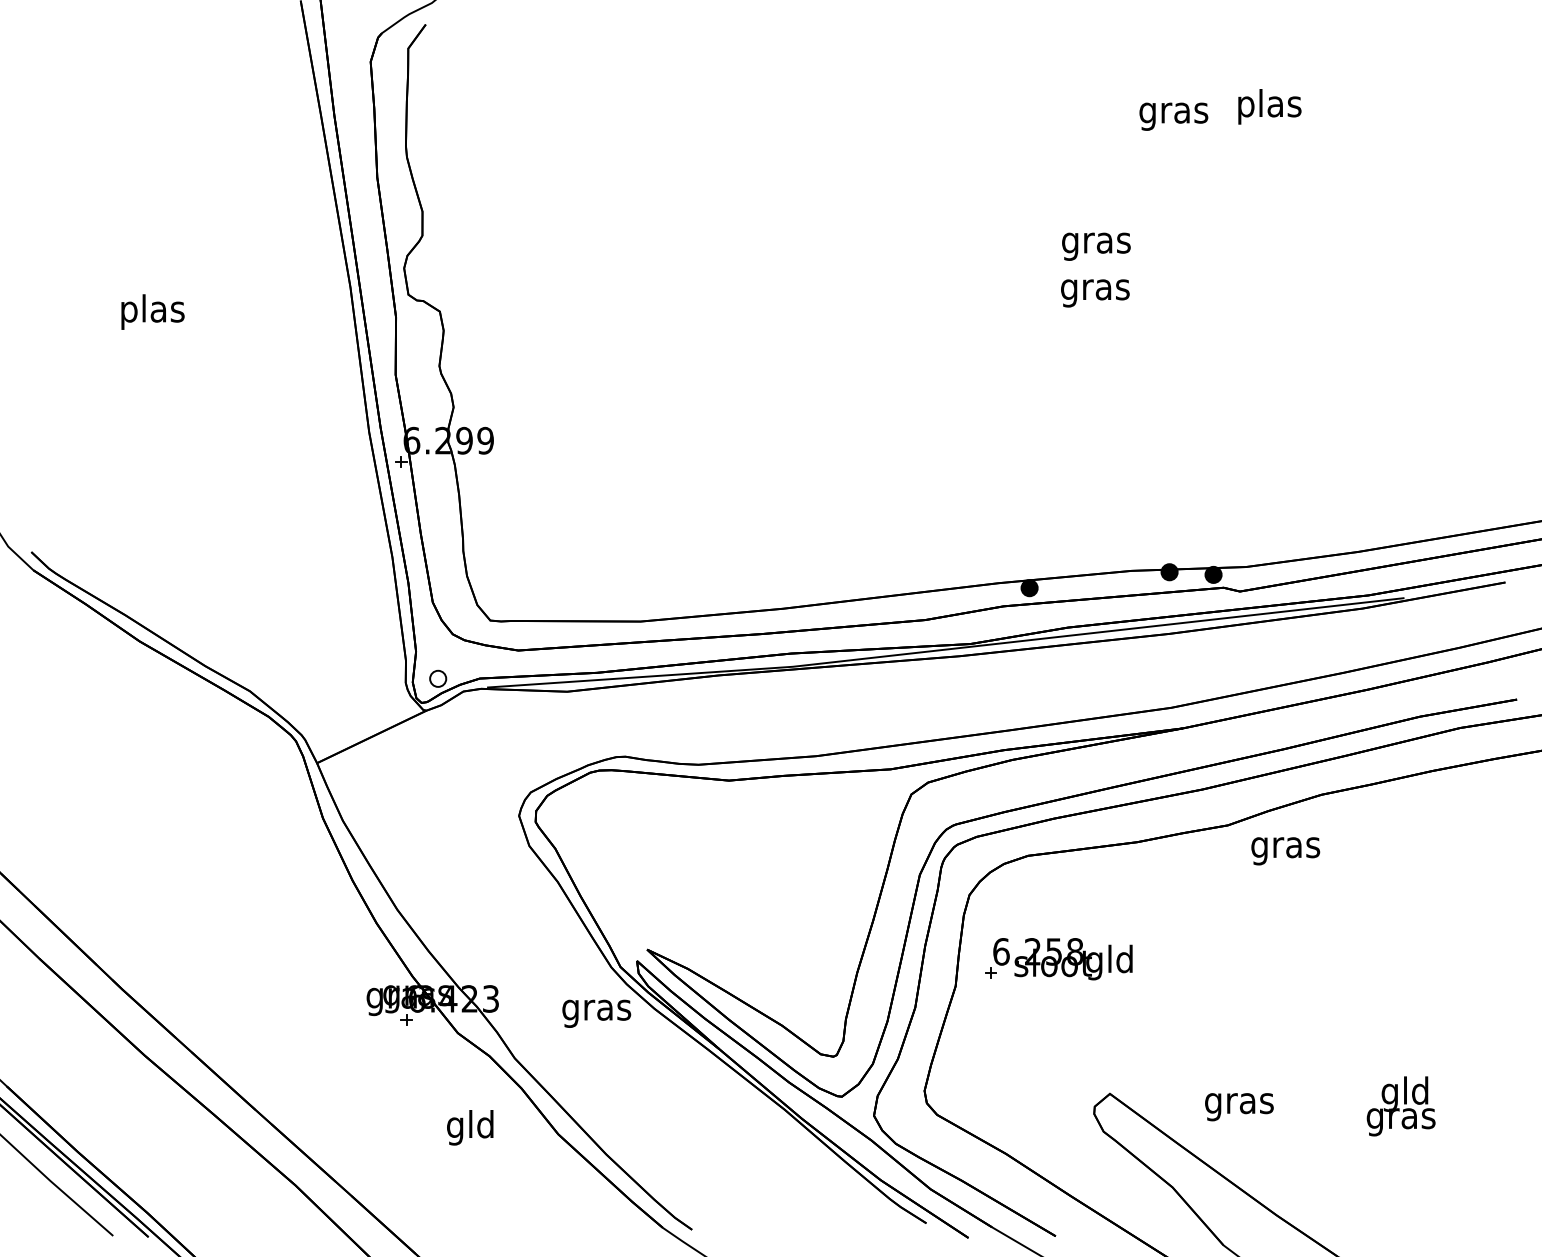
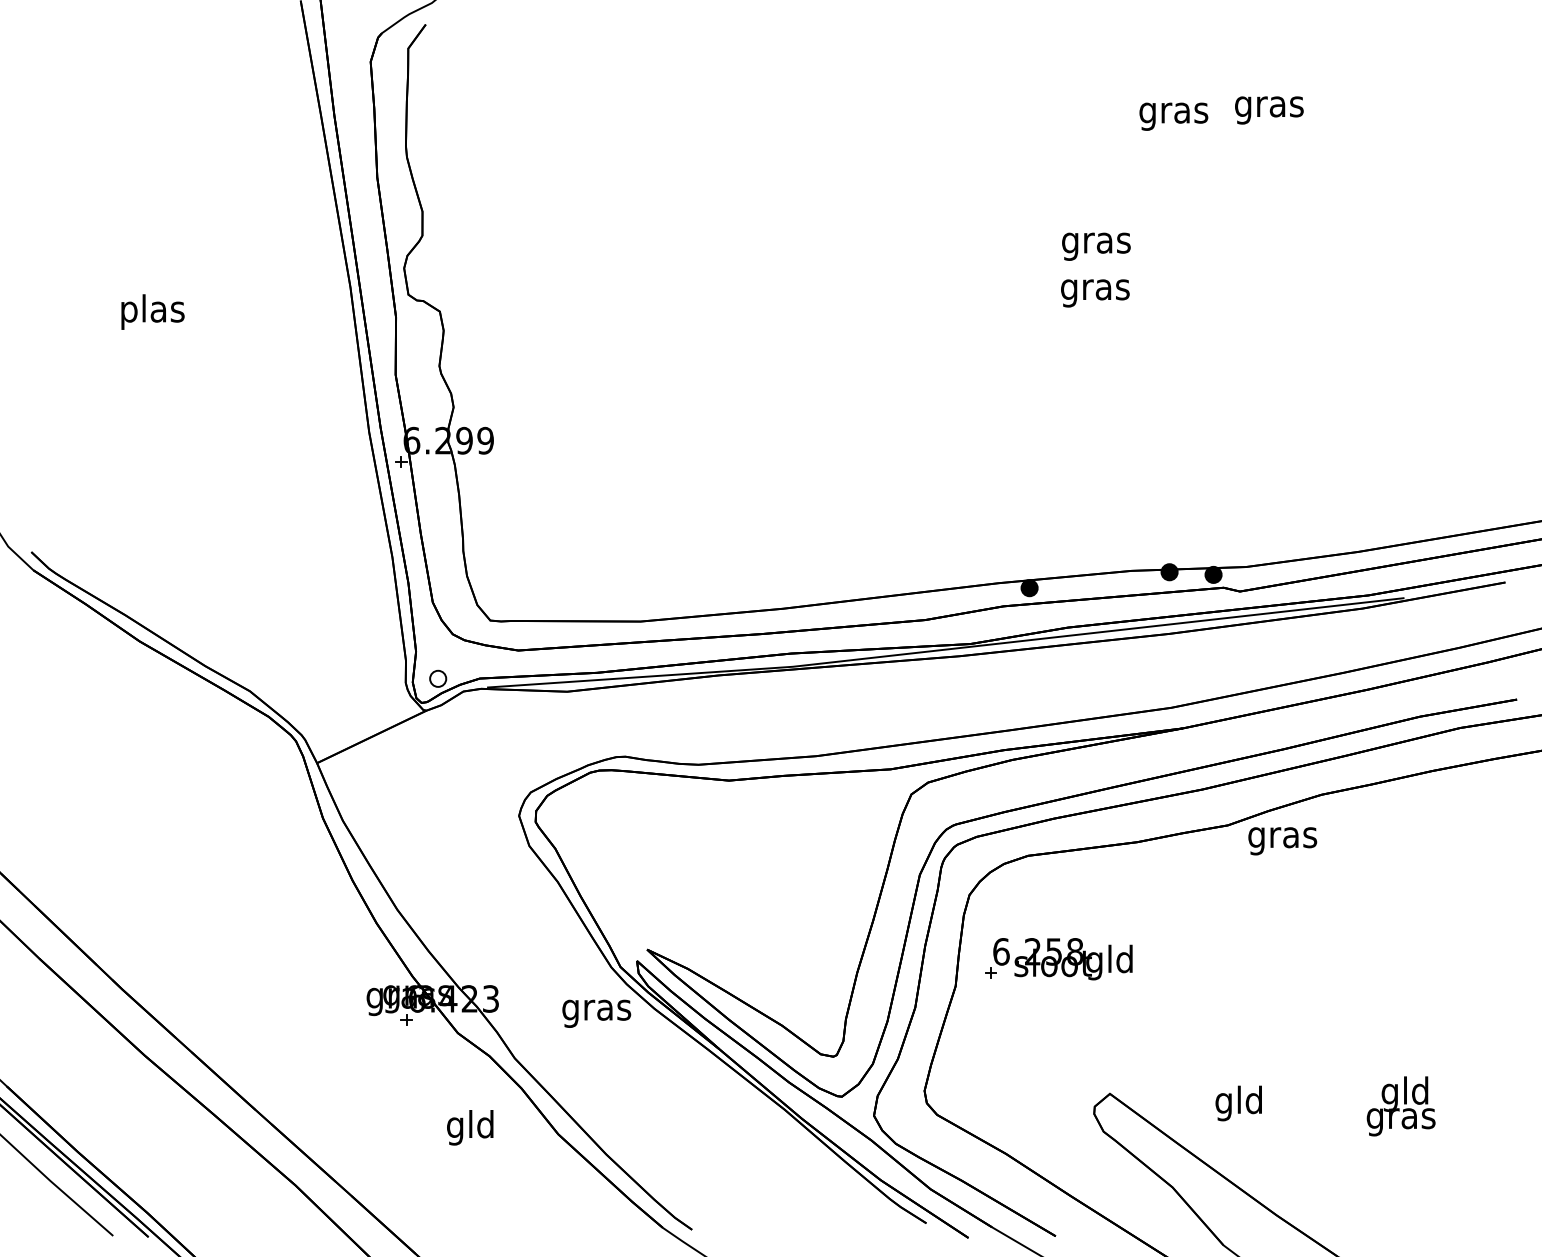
text: plas -> gras (1269, 106)
text position: (1285, 851) -> (1282, 841) (1282, 841)
text: gras -> gld (1239, 1103)
